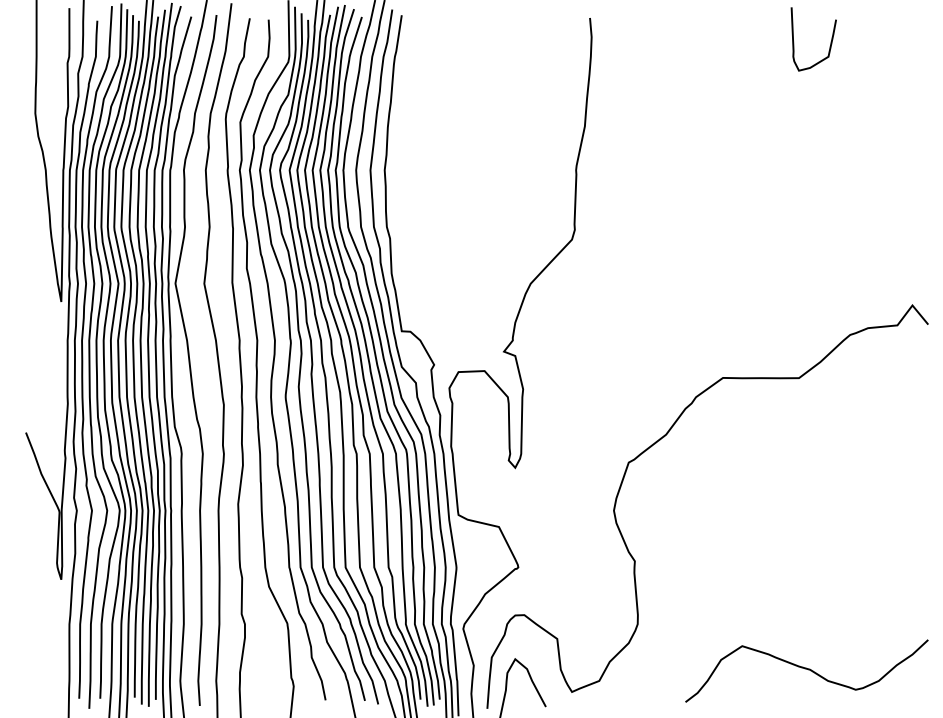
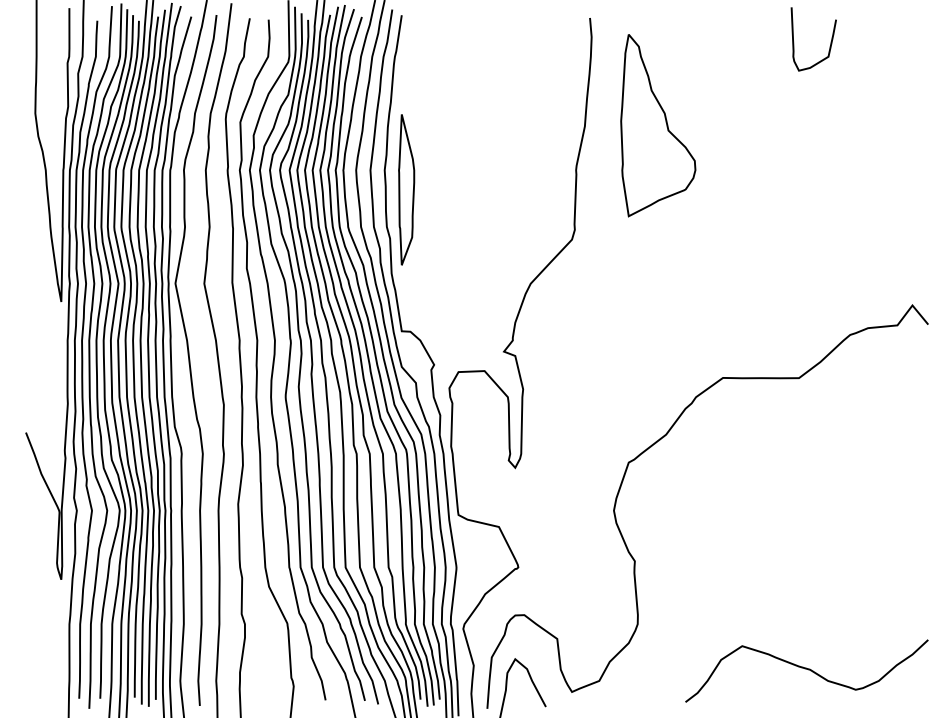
part: none -> present (658, 125)
part: none -> present (406, 189)
